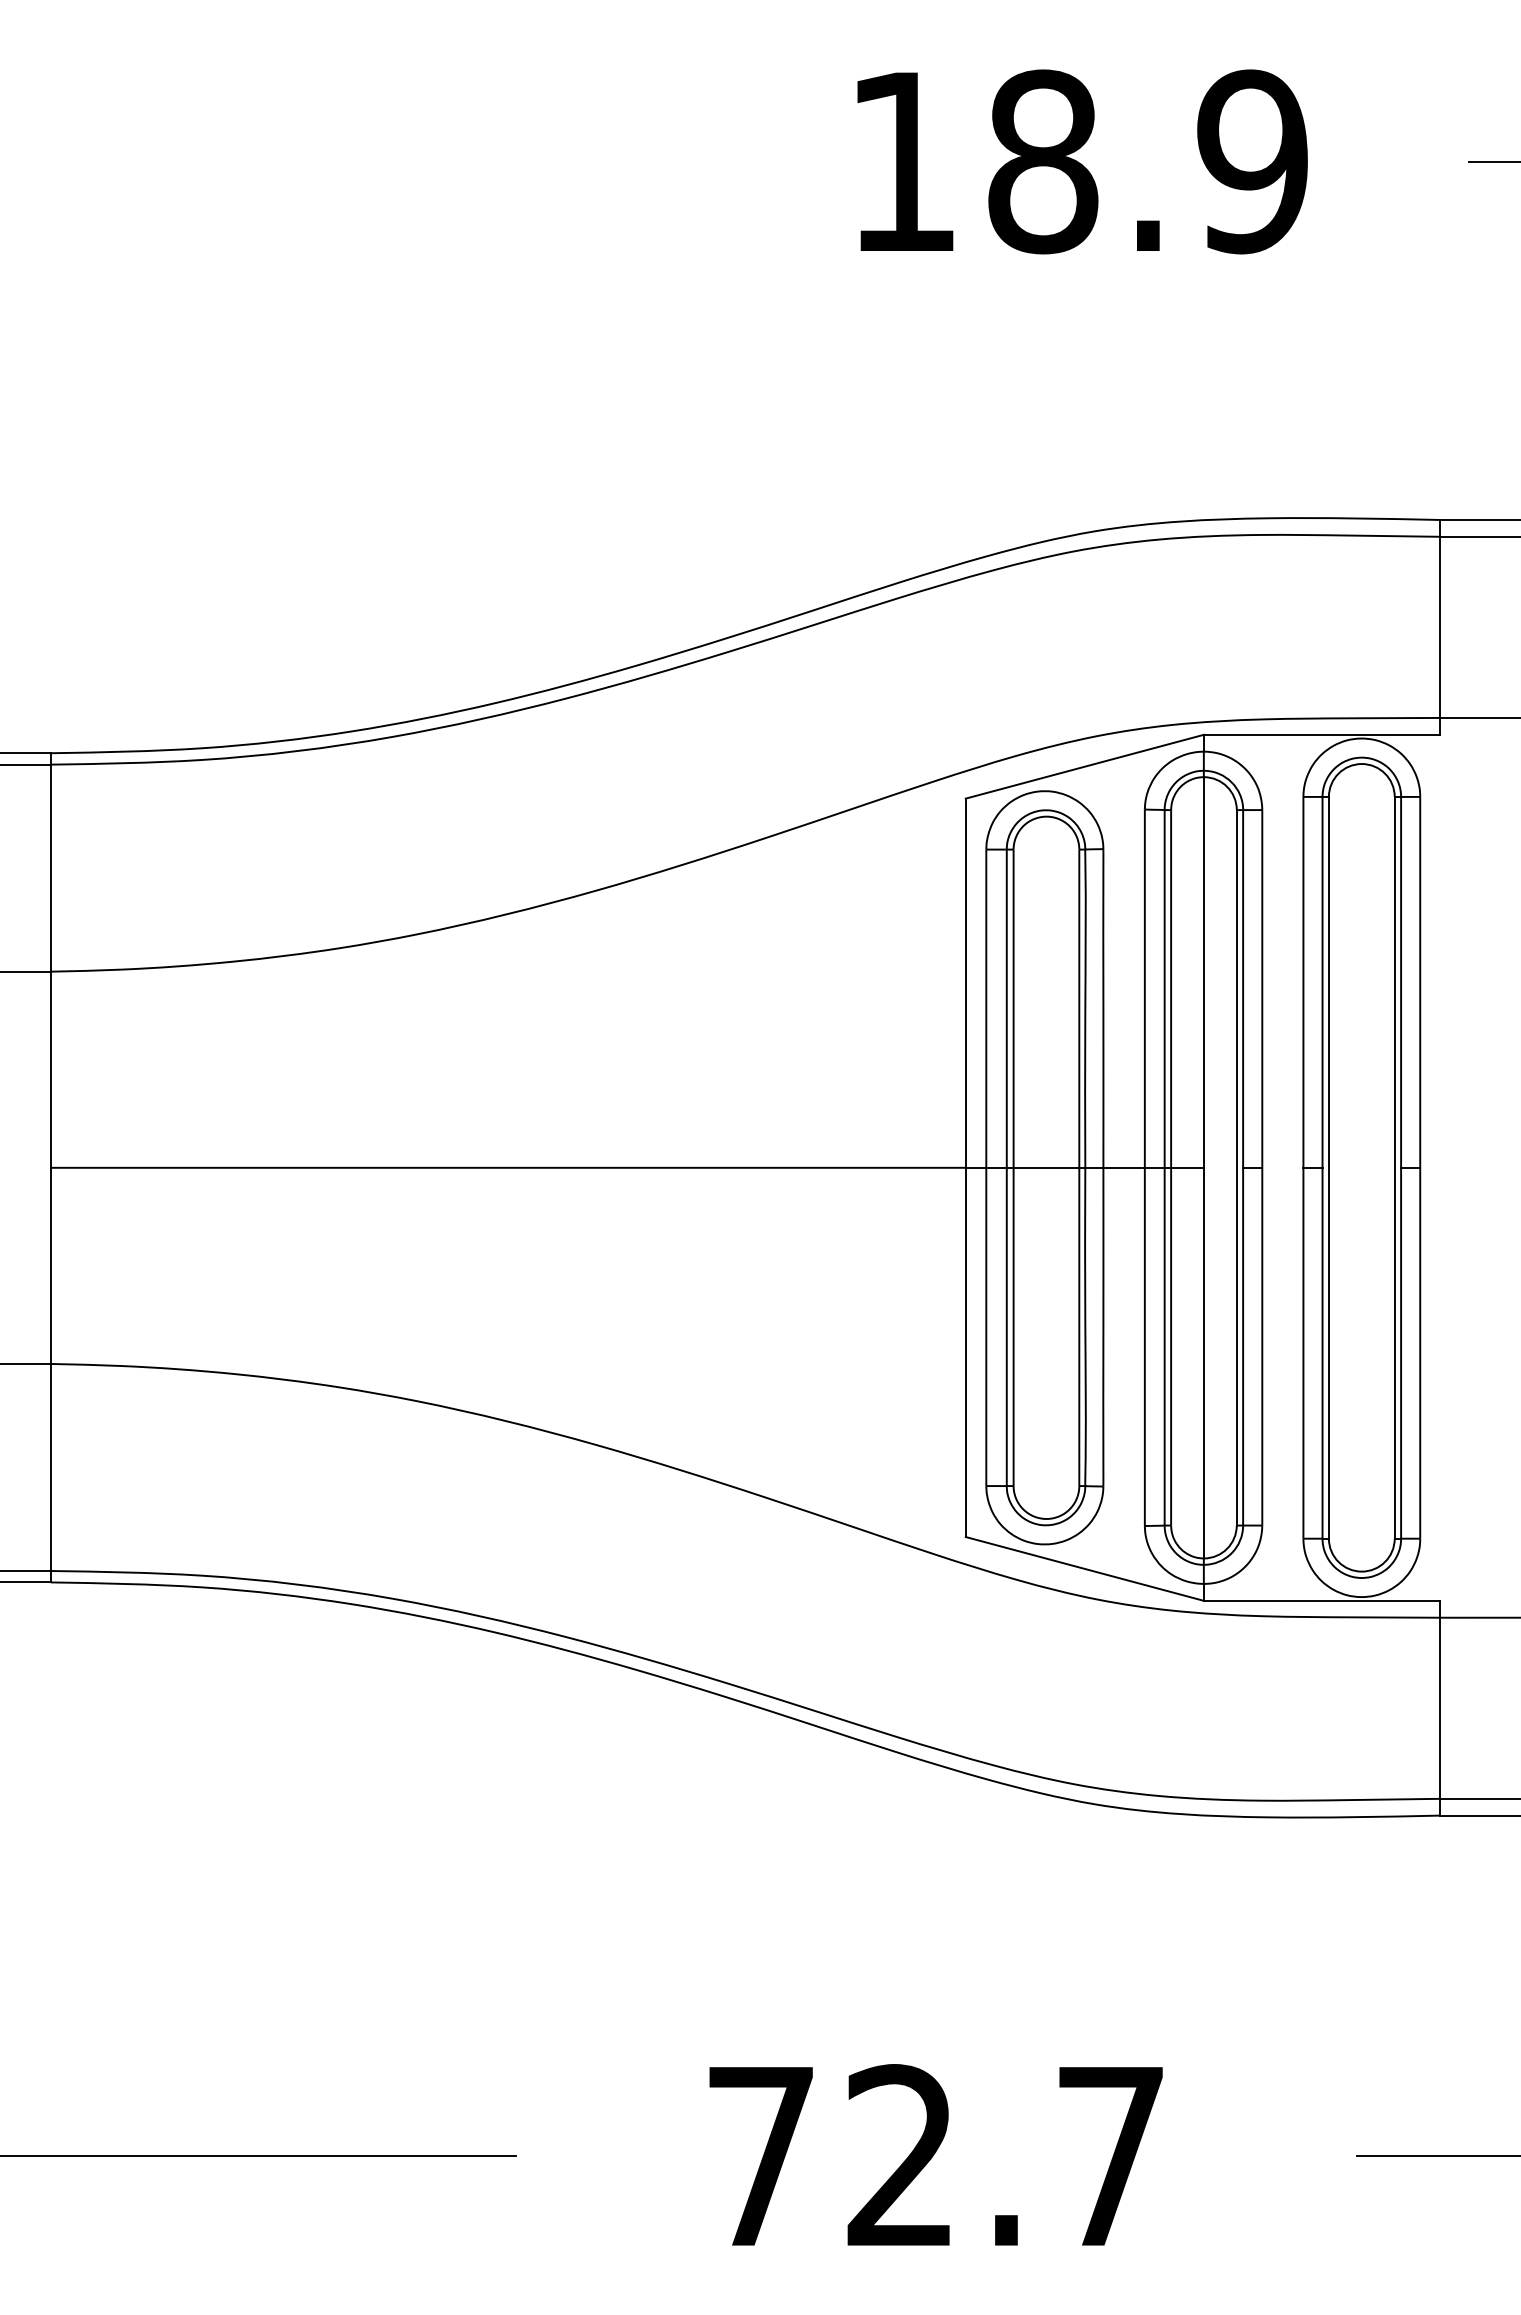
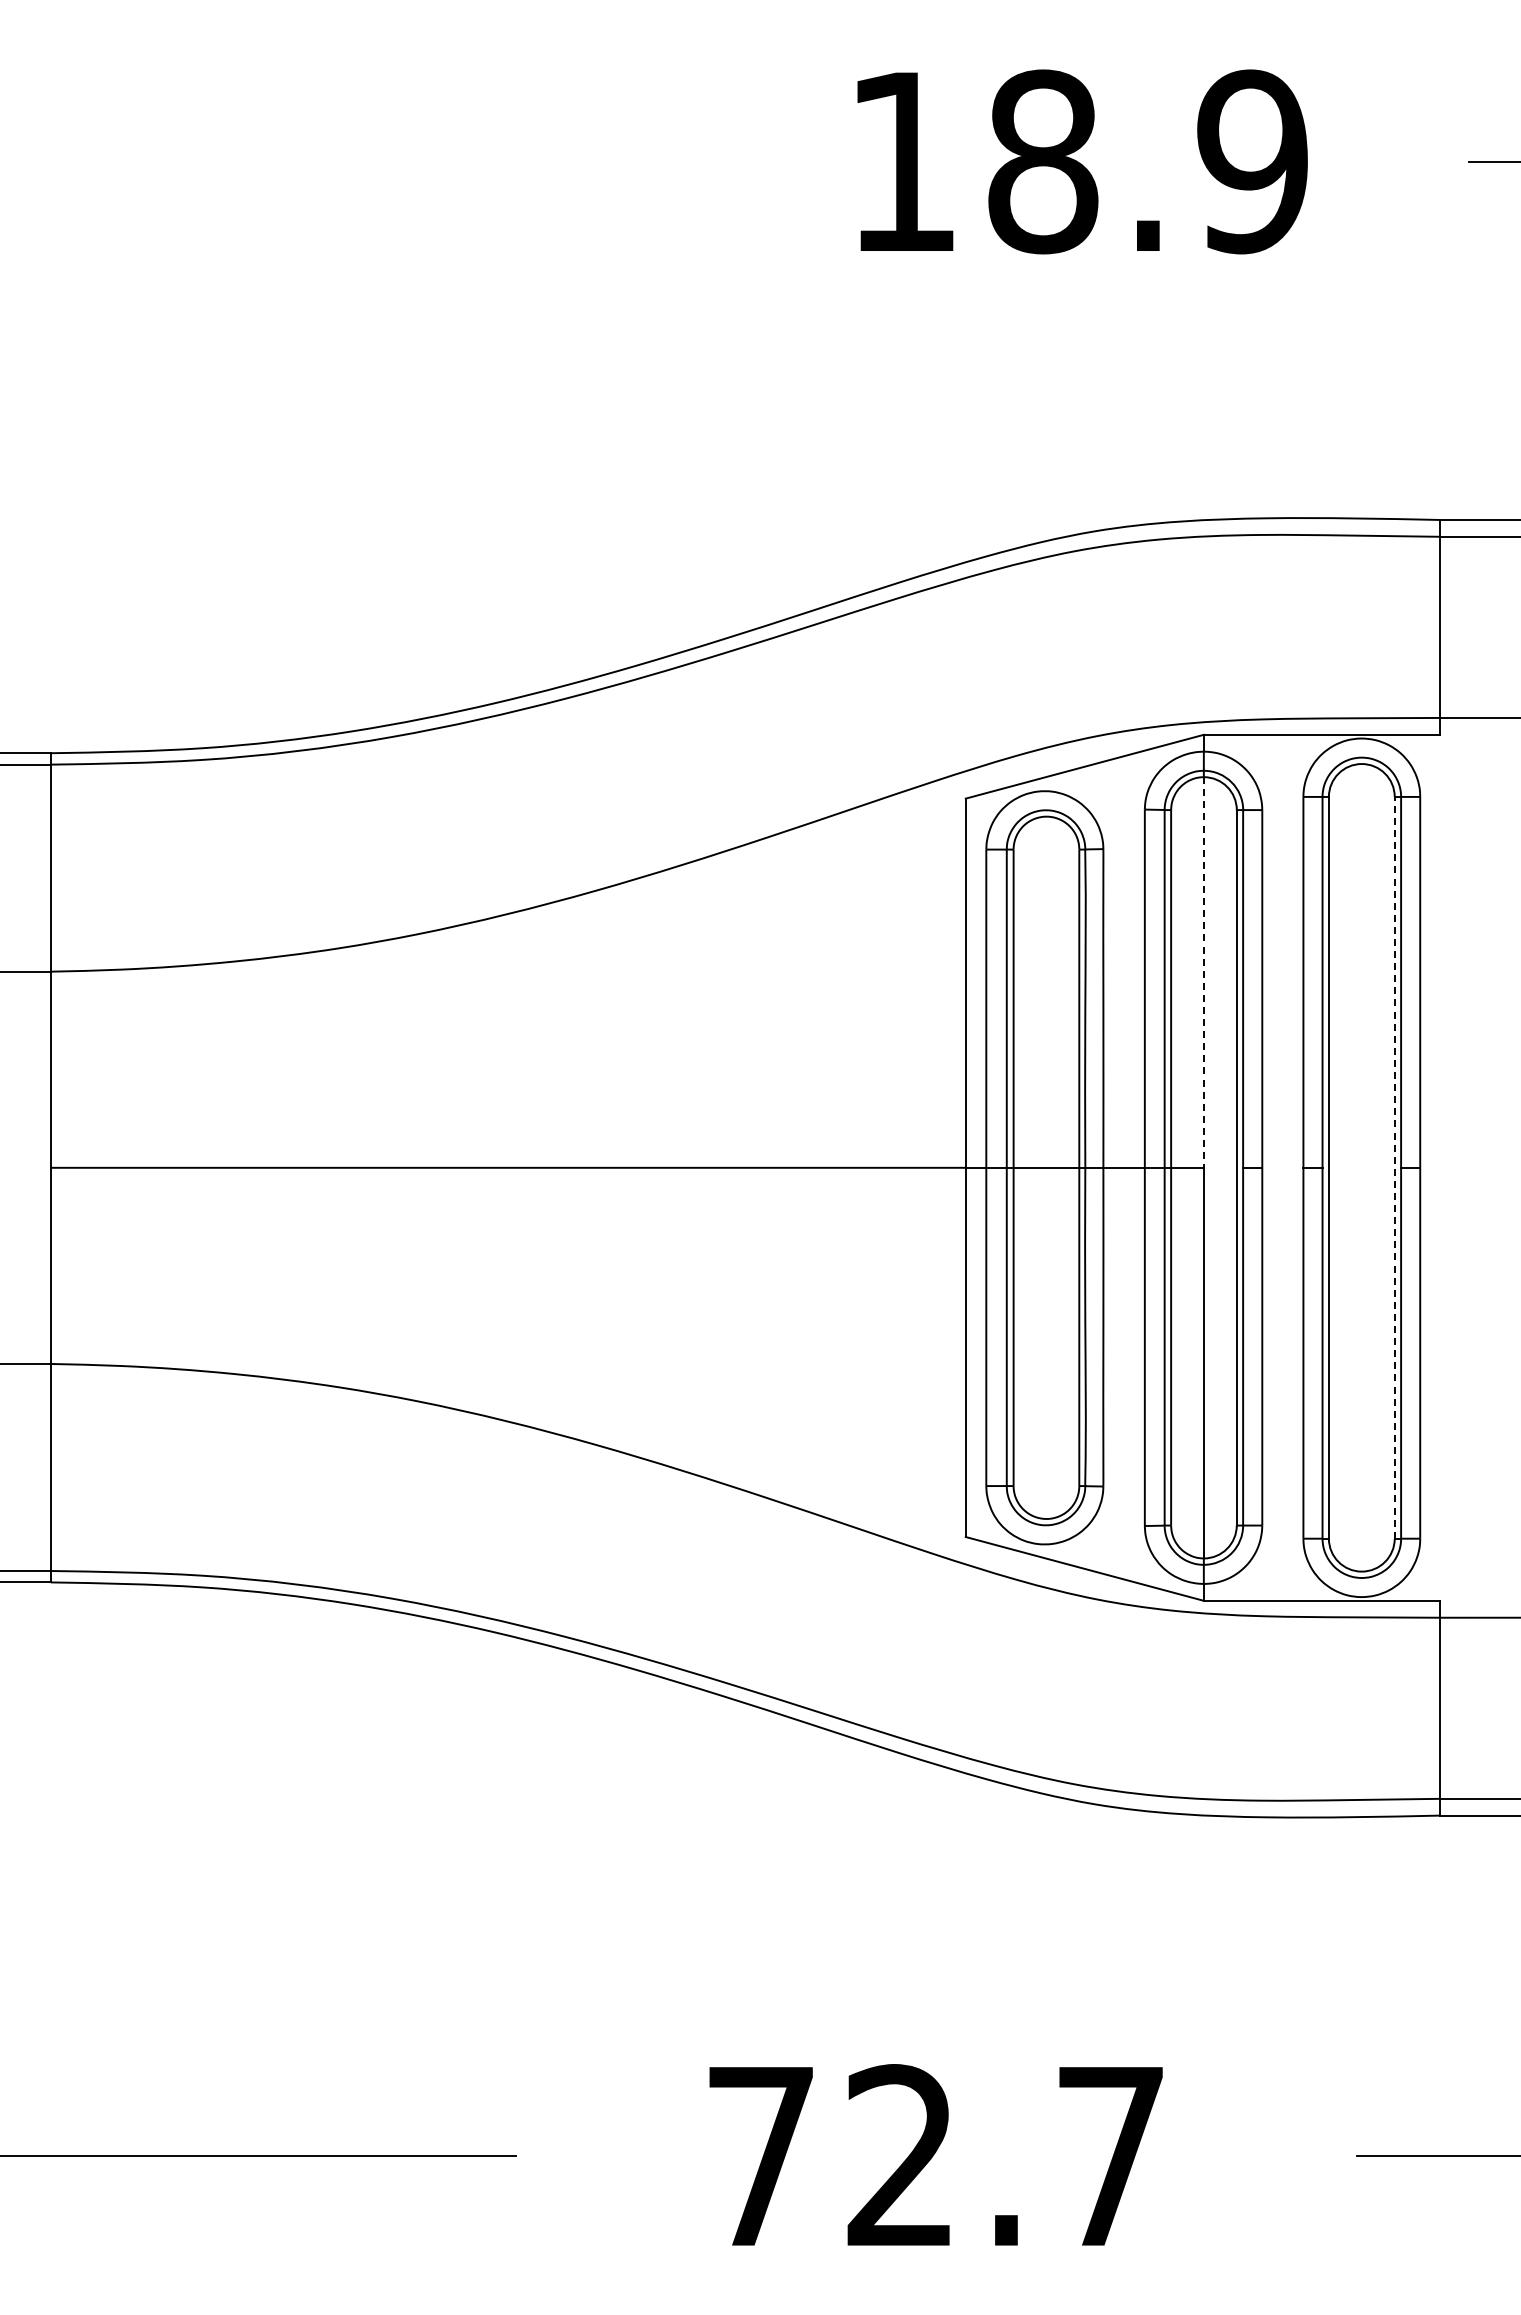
line: solid -> dashed (1203, 973)
line: solid -> dashed (1394, 1167)
